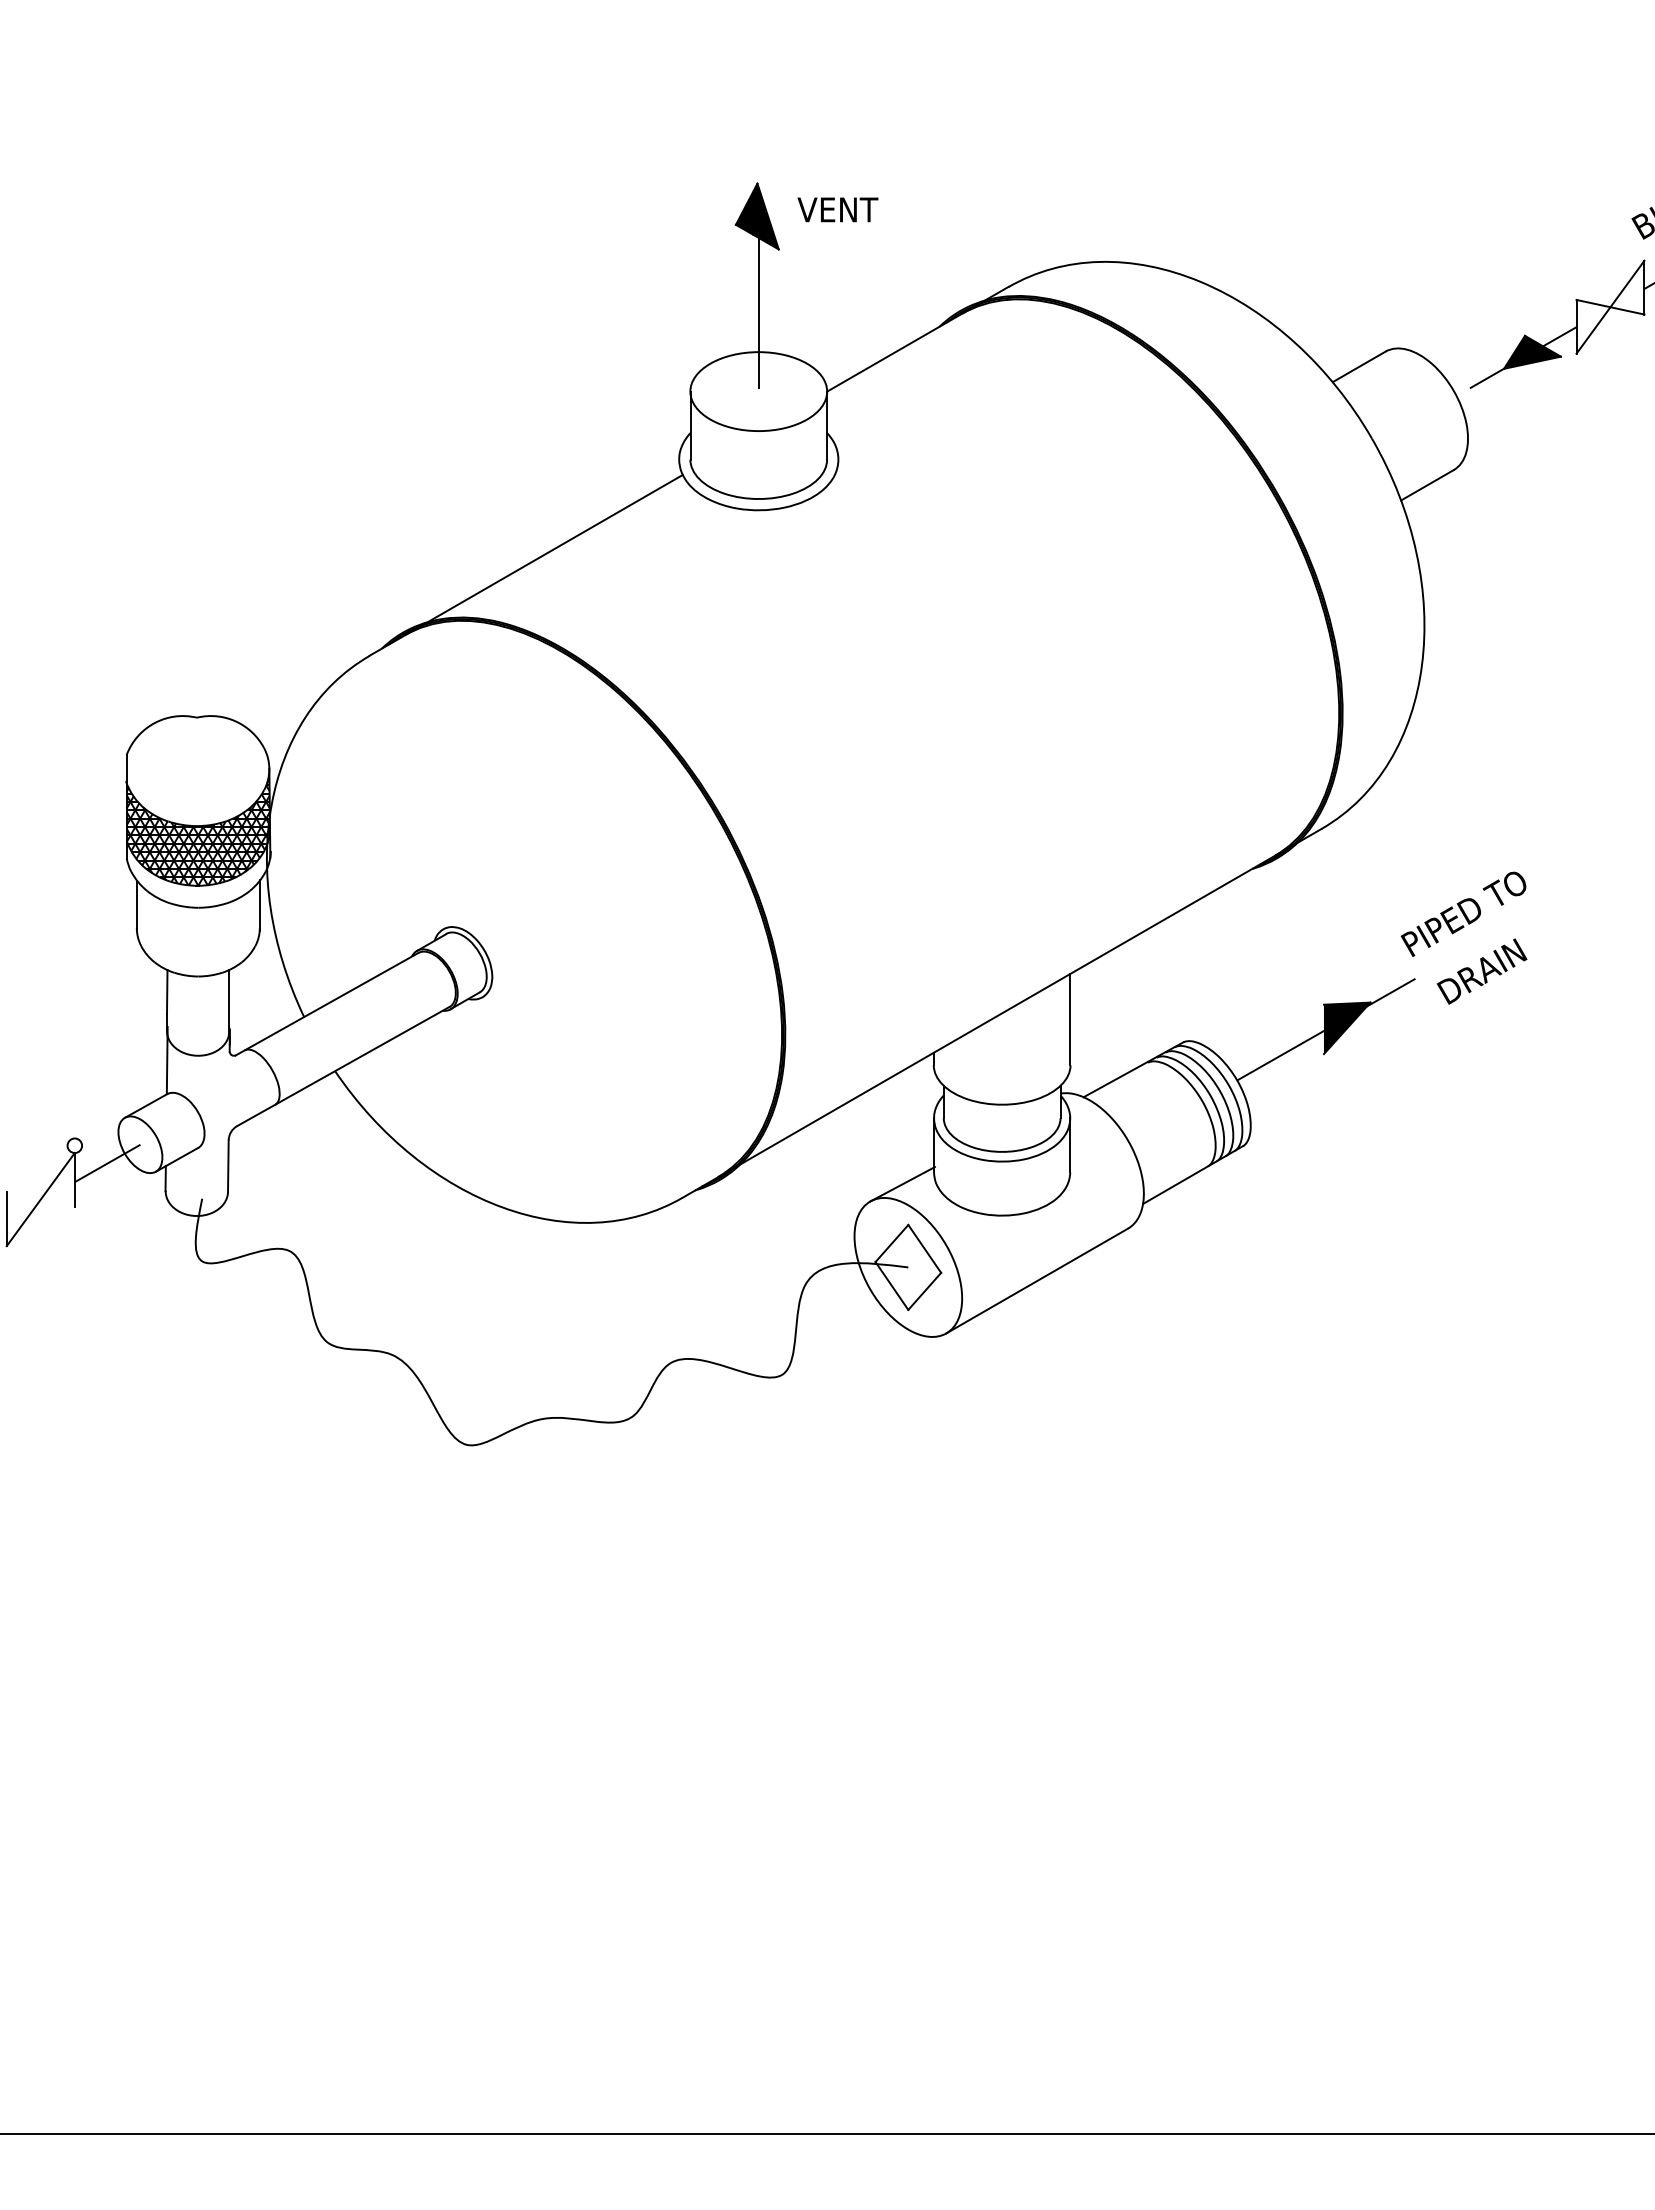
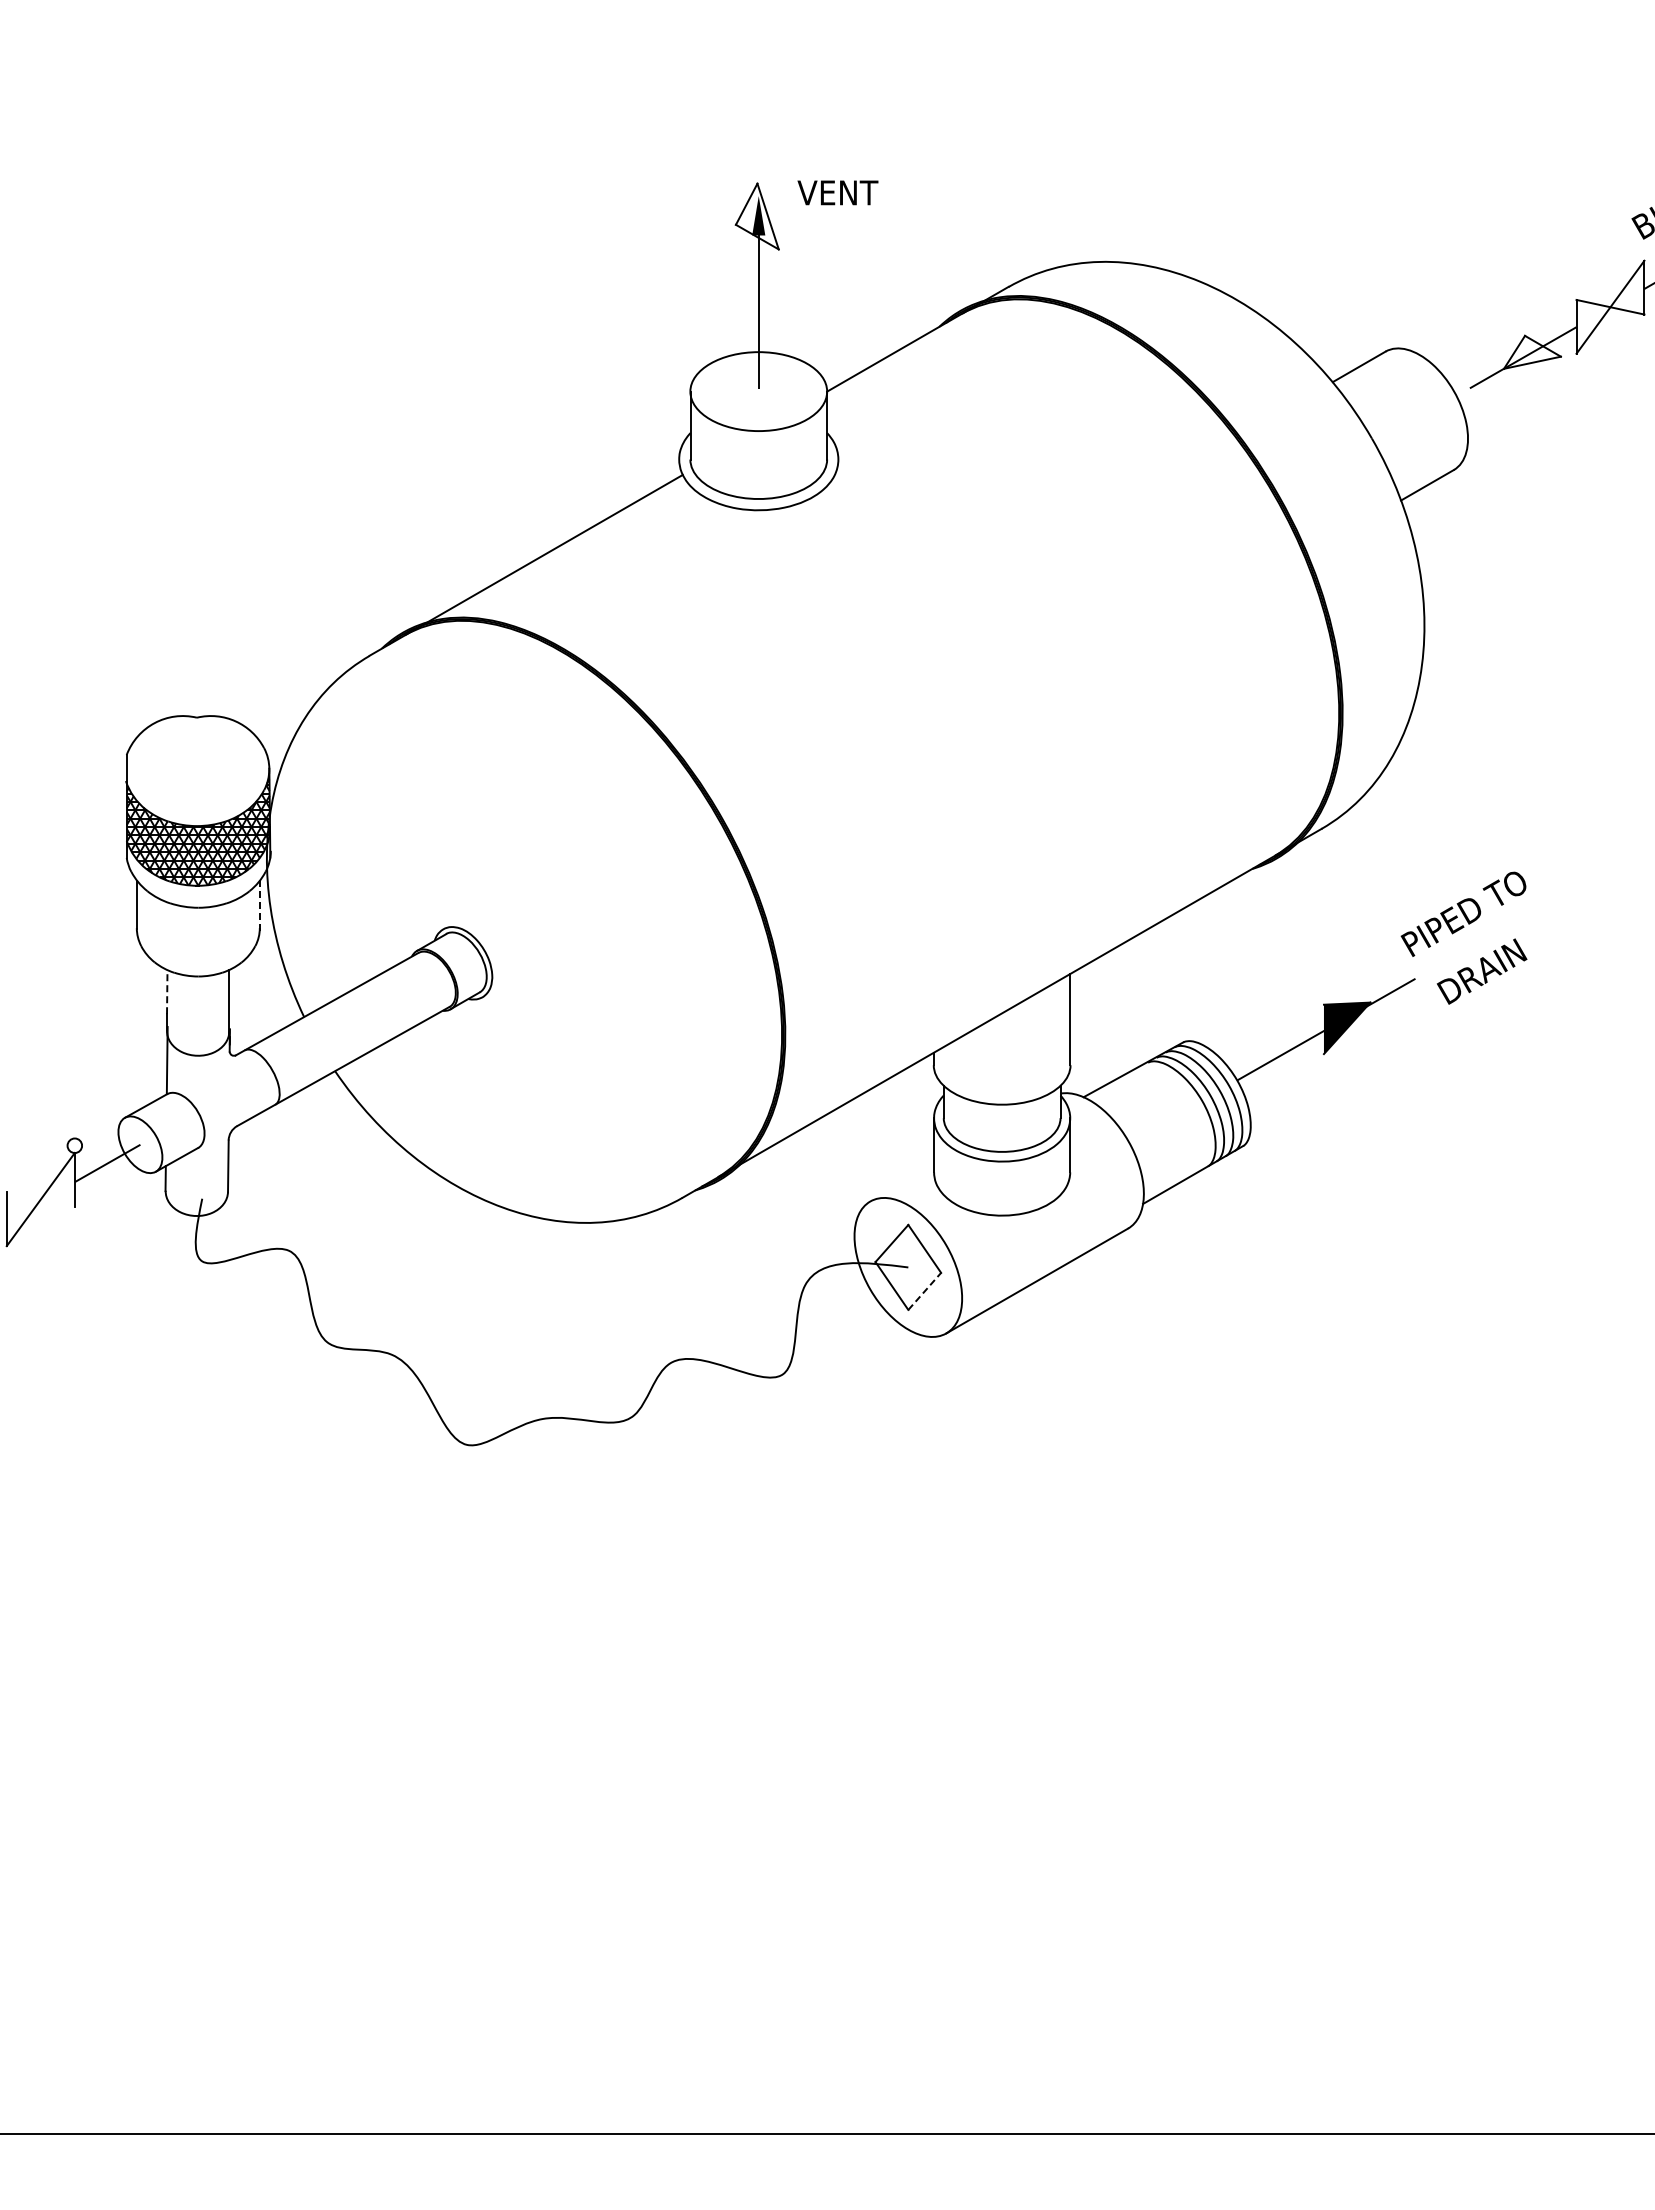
text position: (837, 209) -> (837, 192) (837, 192)
fill: present -> none (756, 216)
fill: present -> none (1532, 351)
line: solid -> dashed (260, 905)
line: solid -> dashed (167, 991)
line: present -> none (902, 1184)
line: solid -> dashed (924, 1291)
